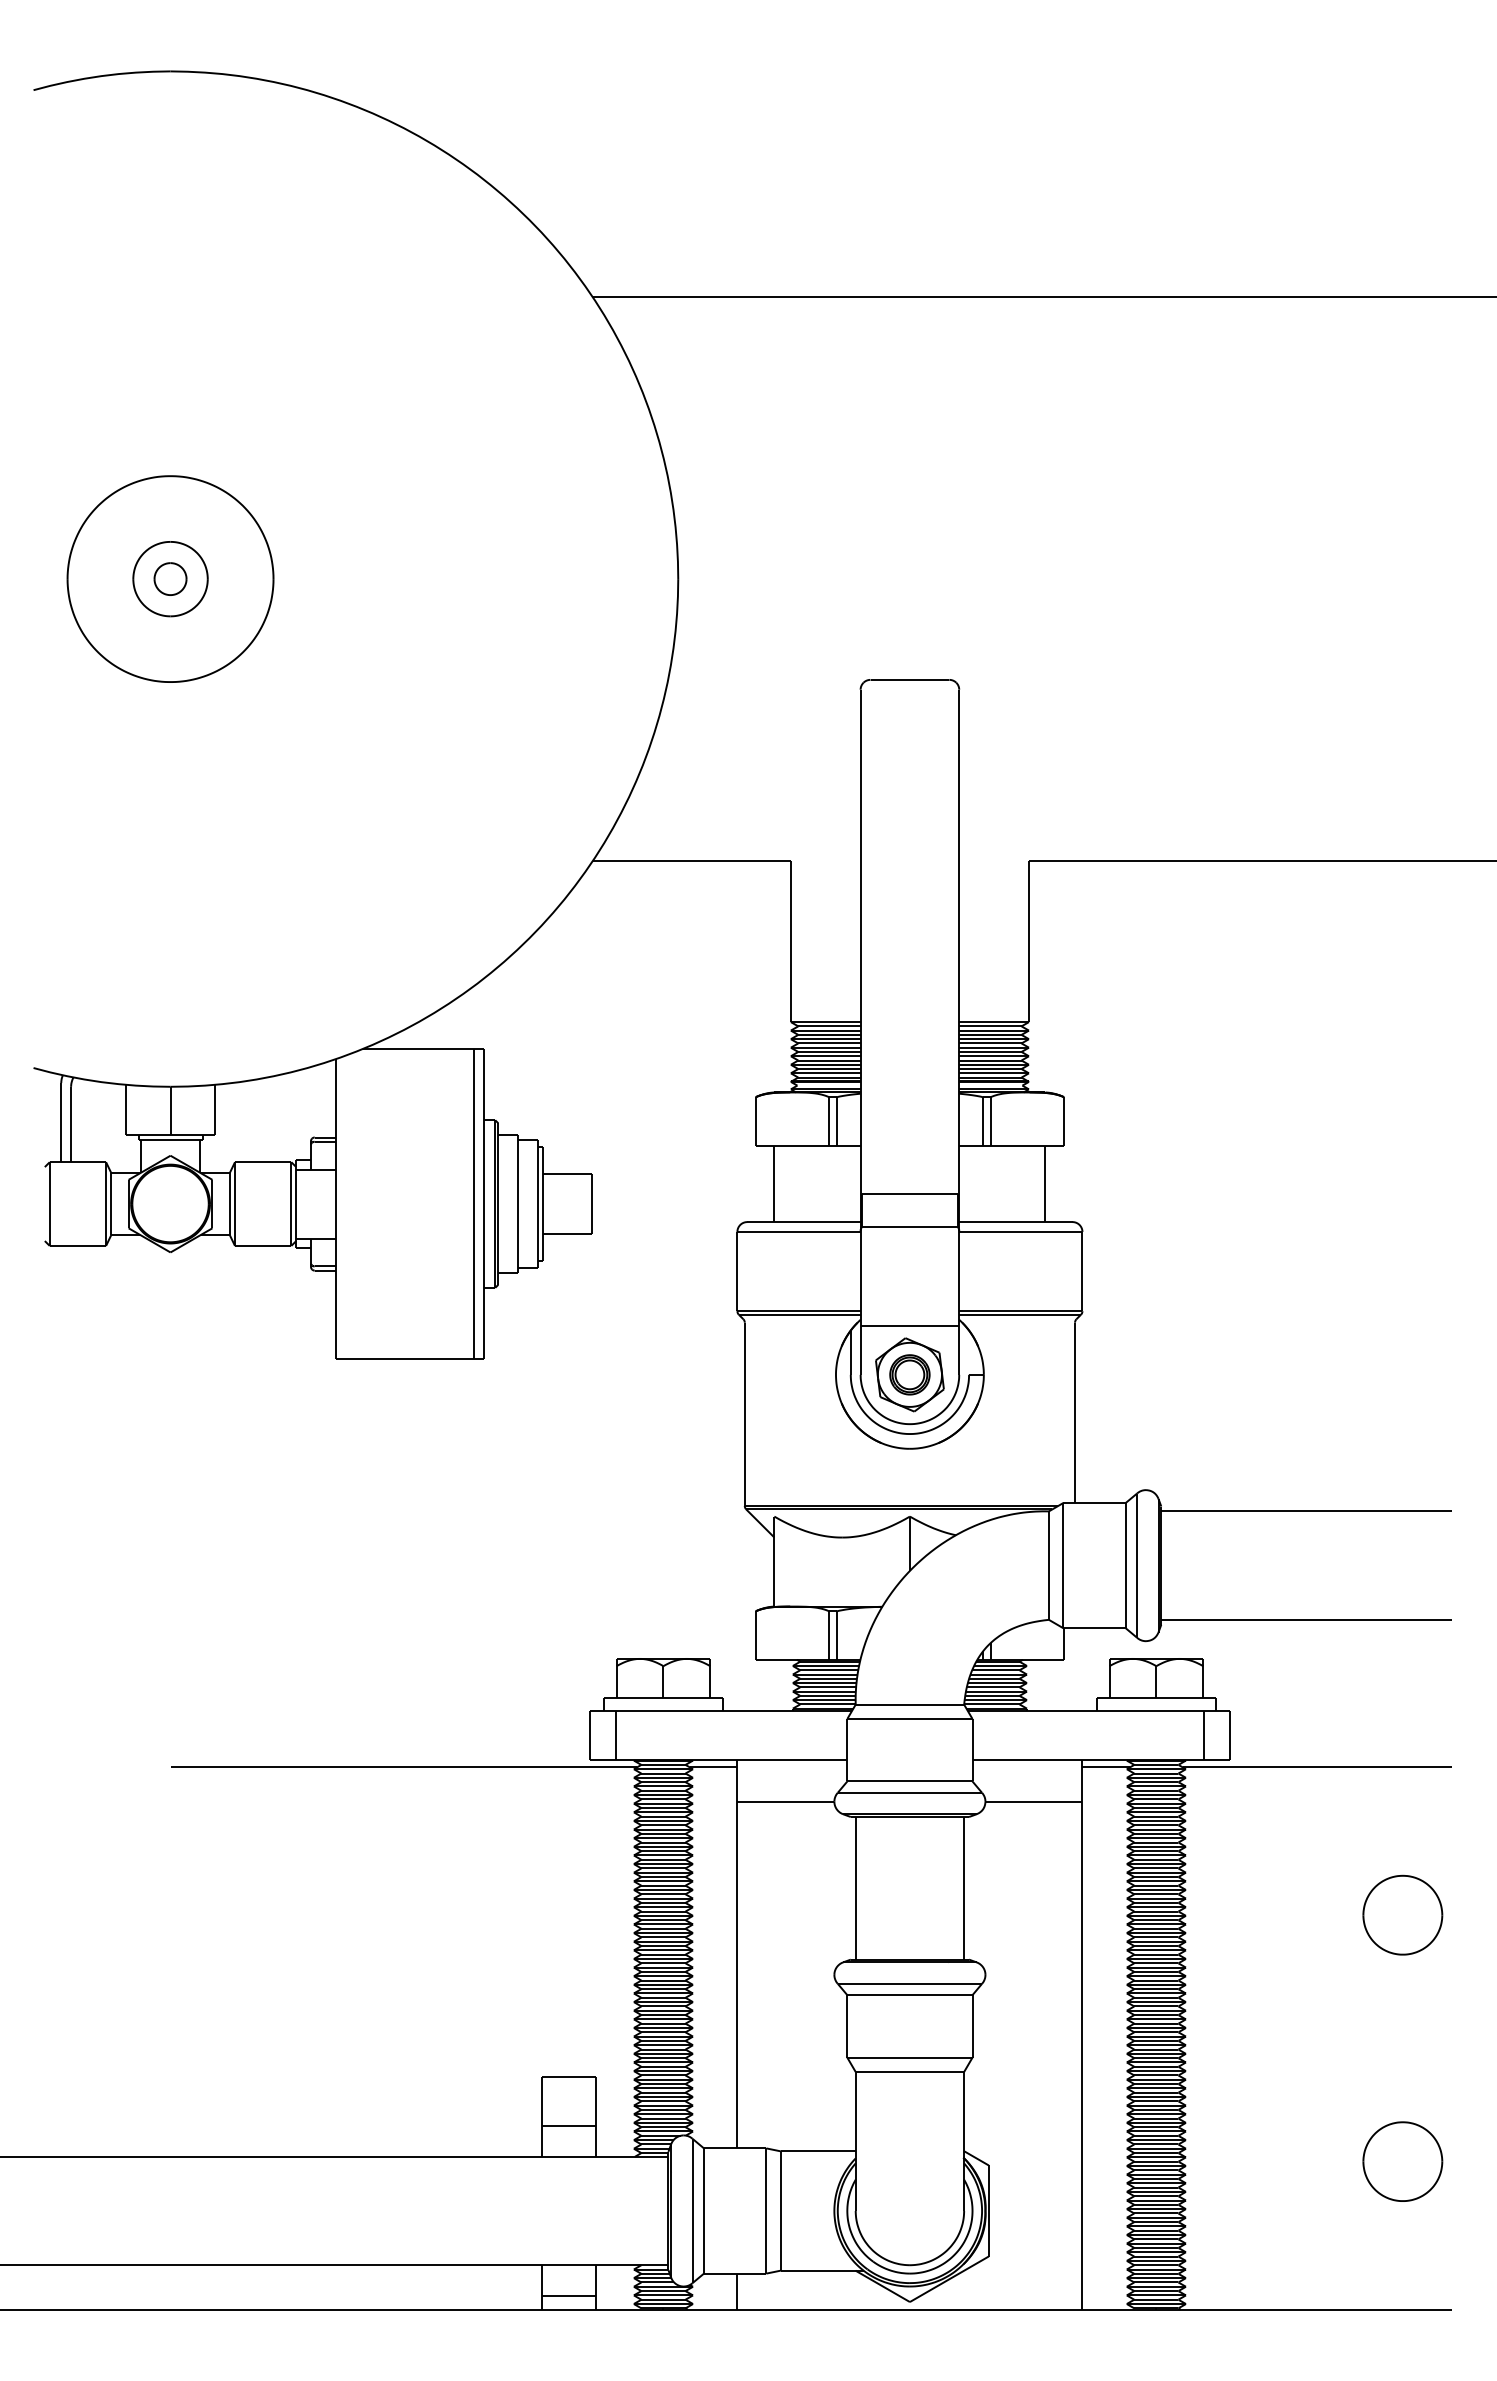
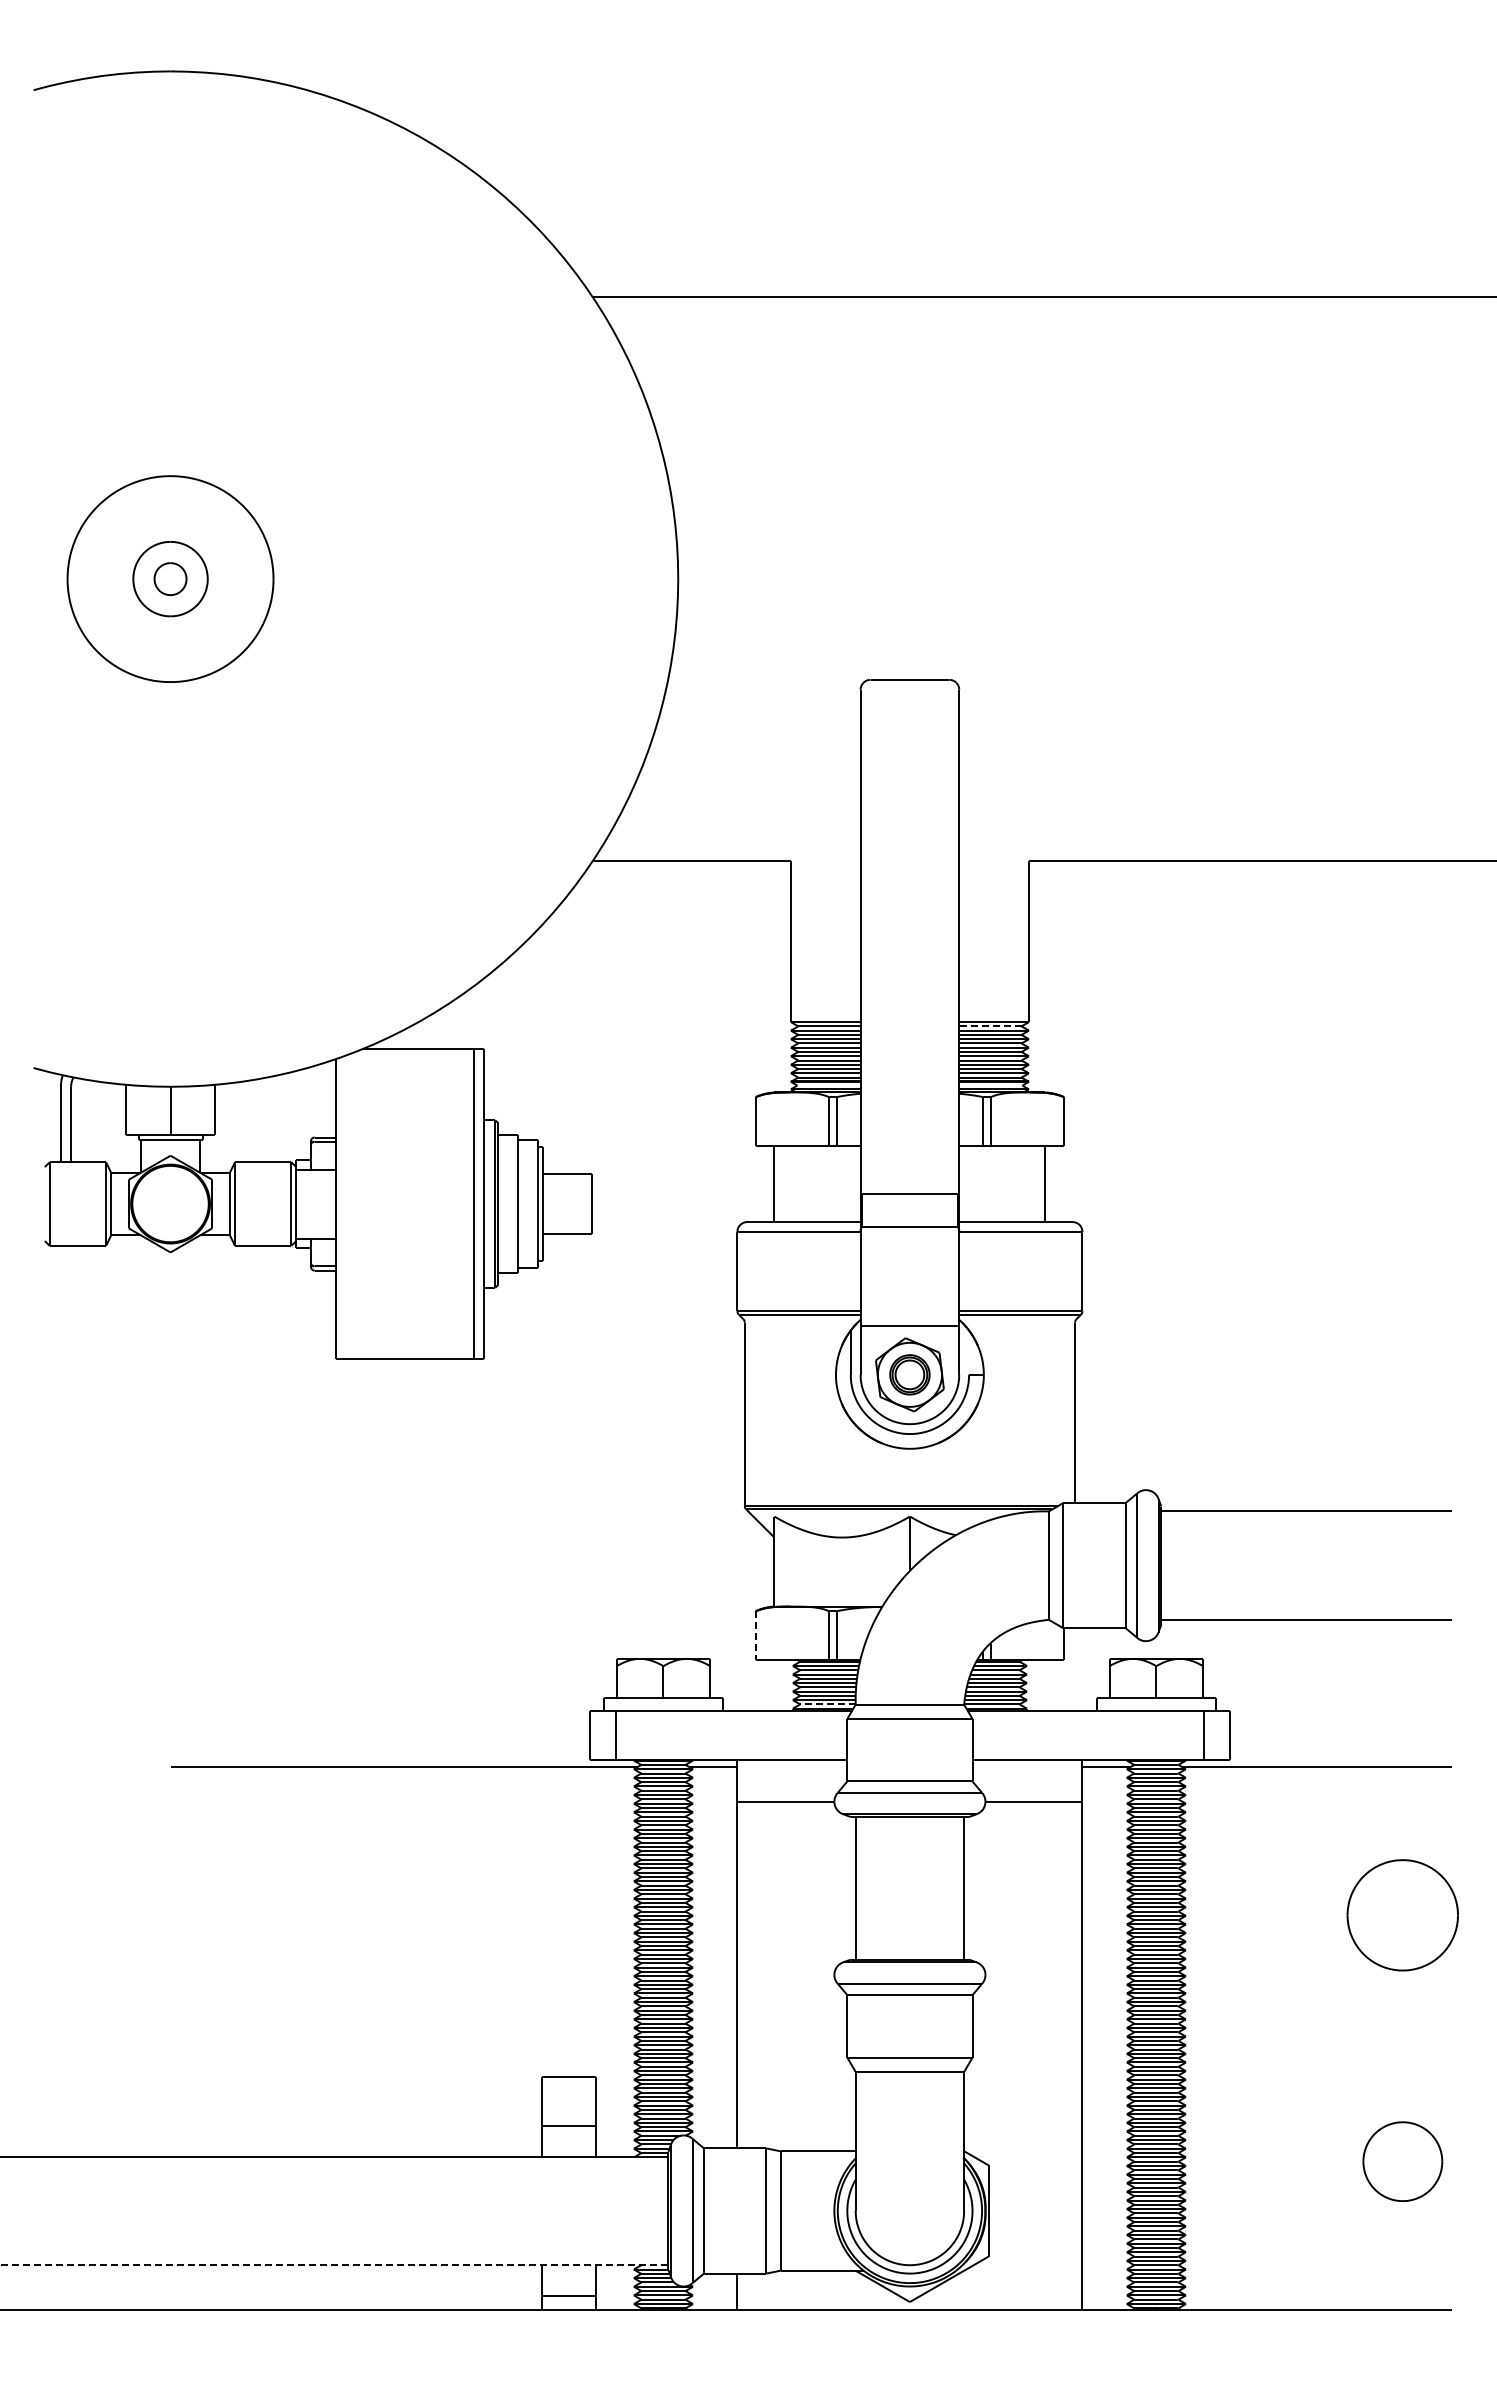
line: solid -> dashed (989, 1026)
line: solid -> dashed (755, 1636)
line: solid -> dashed (827, 1704)
part size: 82x82 px -> 113x113 px (1402, 1915)
line: solid -> dashed (334, 2265)
